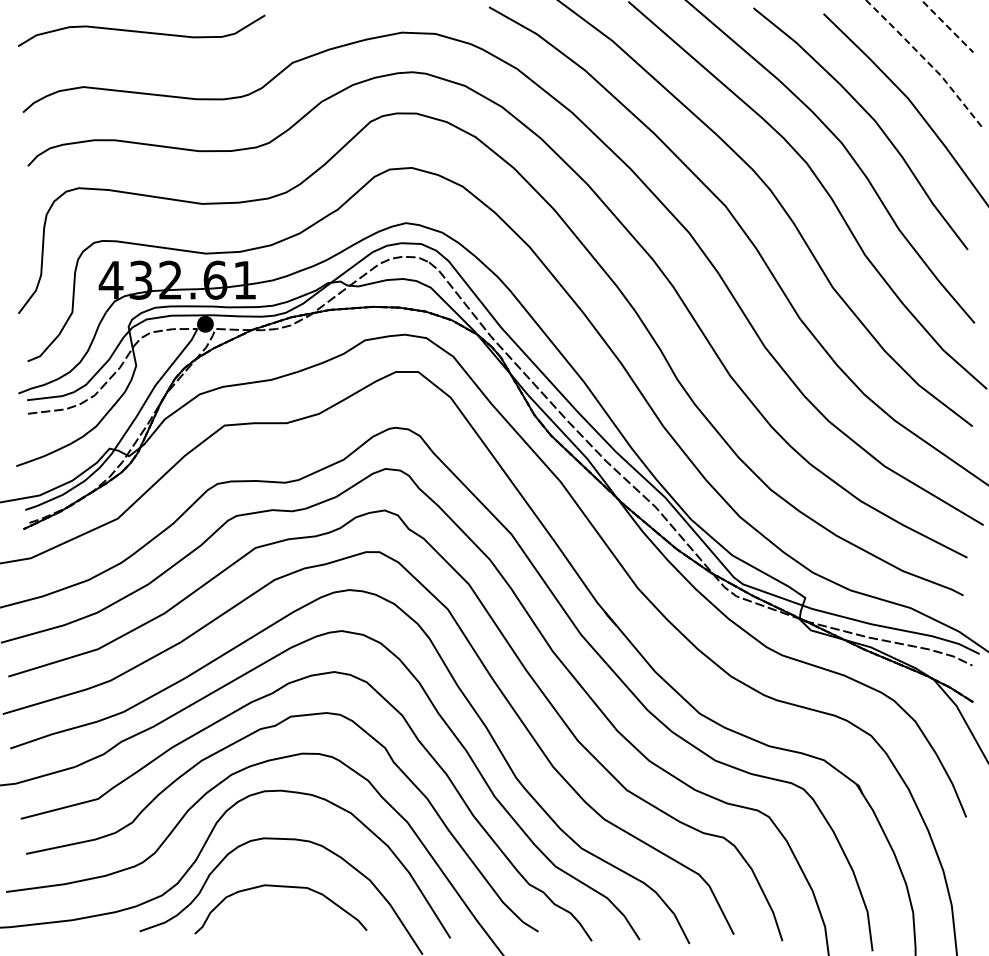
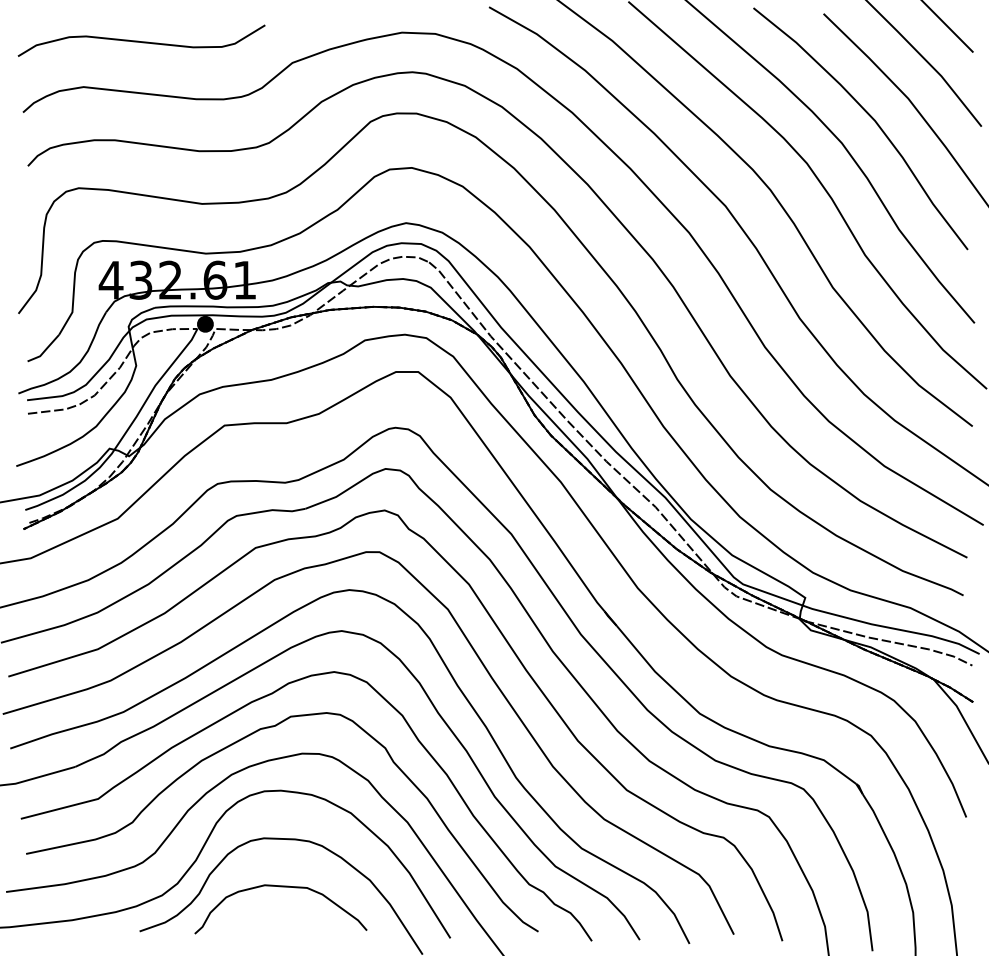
line: dashed -> solid (947, 26)
curve position: (141, 31) -> (141, 41) (141, 41)
line: dashed -> solid (926, 60)
